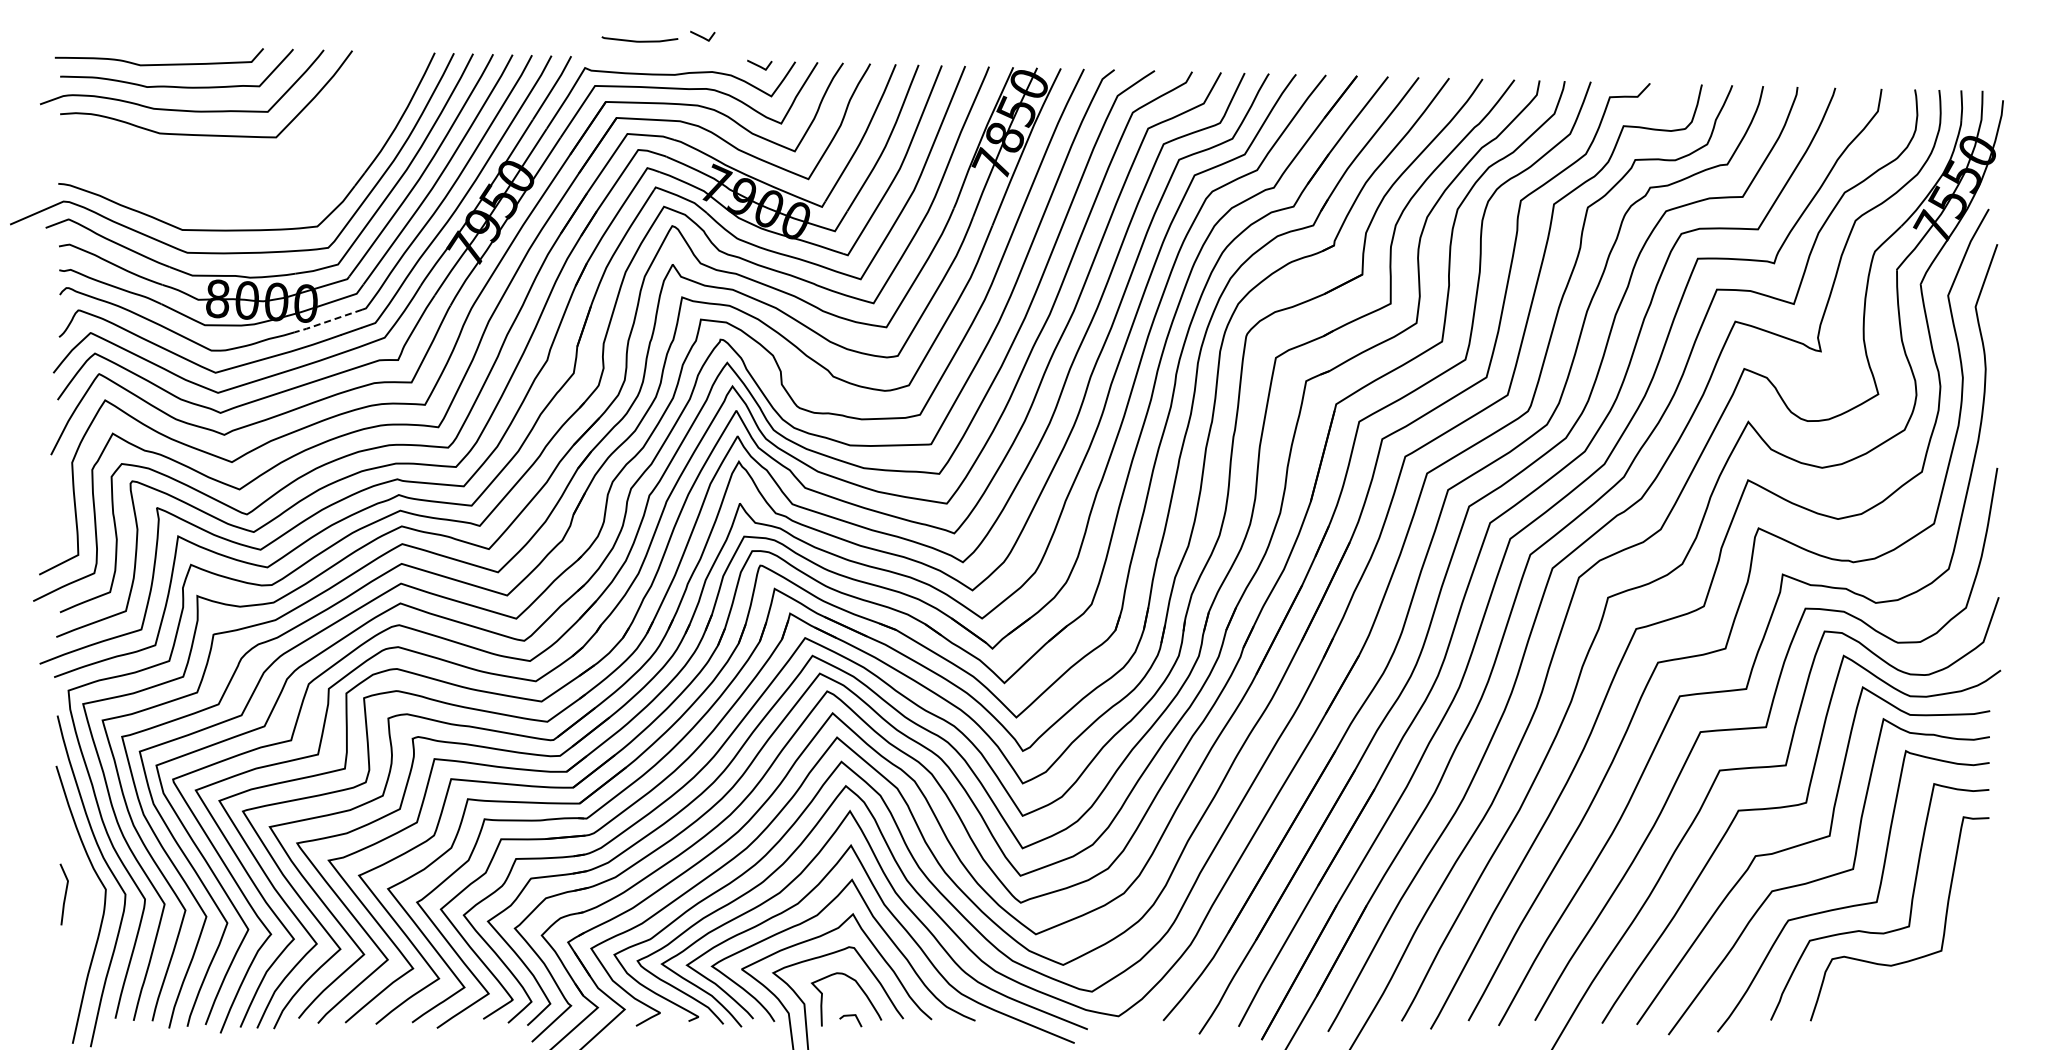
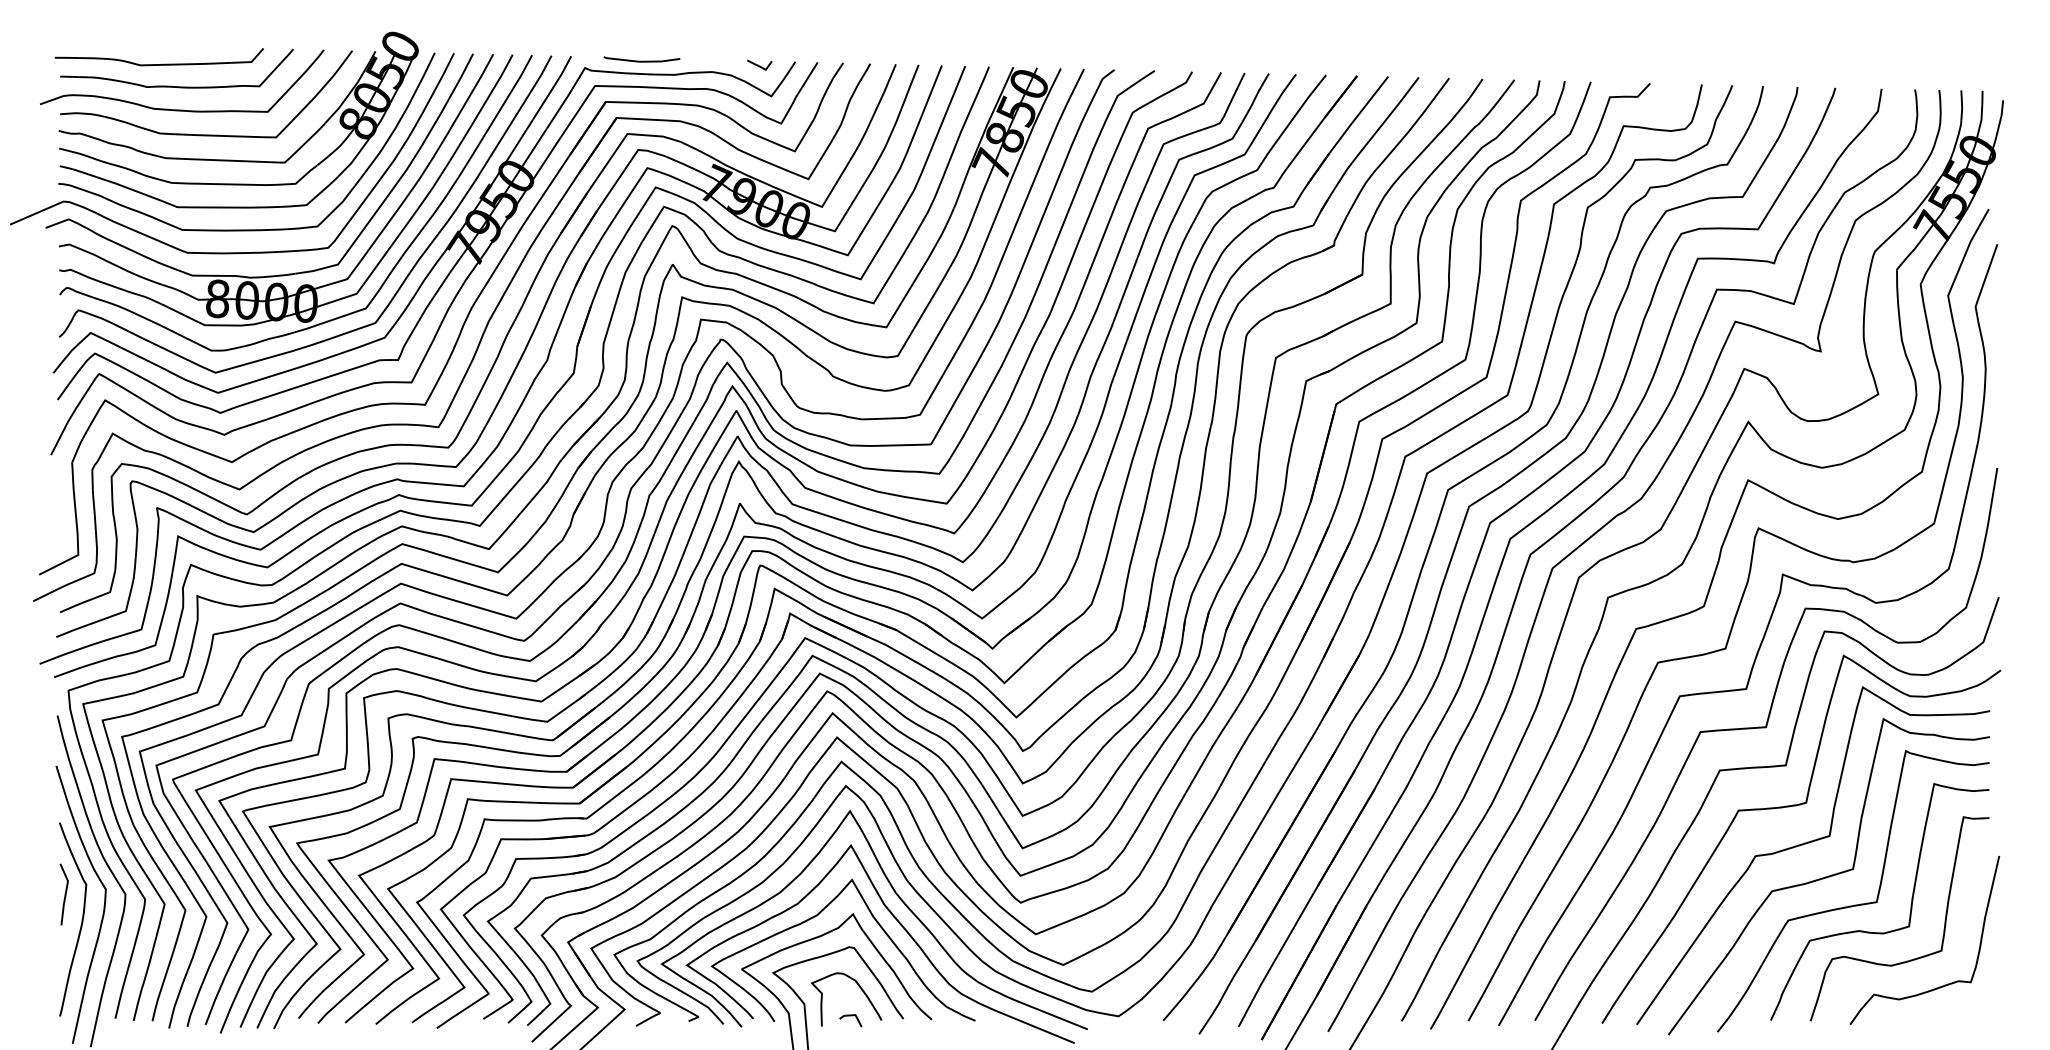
line: present -> none (701, 35)
curve position: (639, 40) -> (641, 60) (641, 60)
part: none -> present (233, 159)
line: dashed -> solid (327, 321)
curve: none -> present (81, 919)
curve: none -> present (1944, 984)
